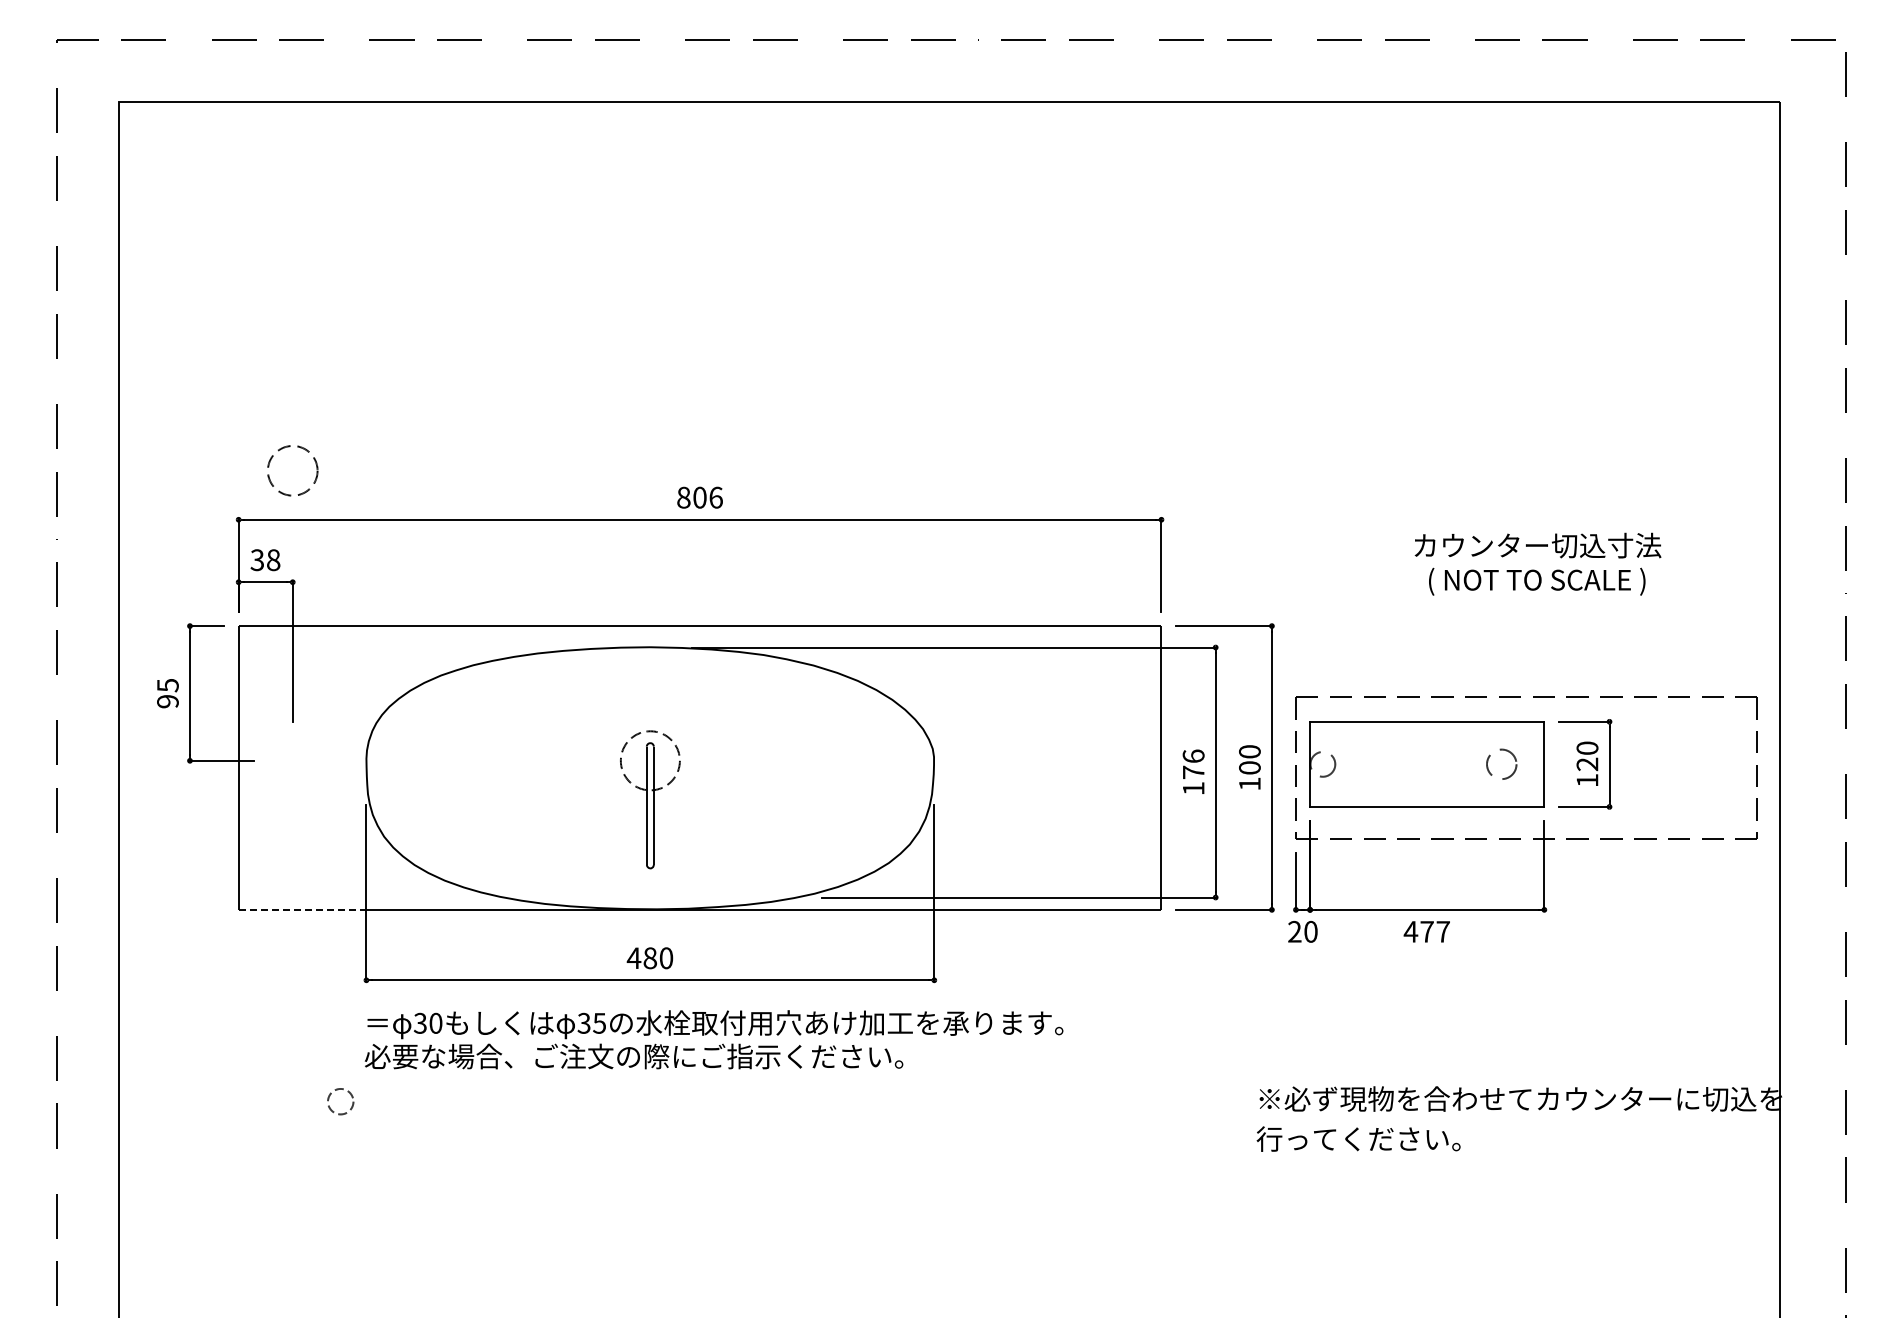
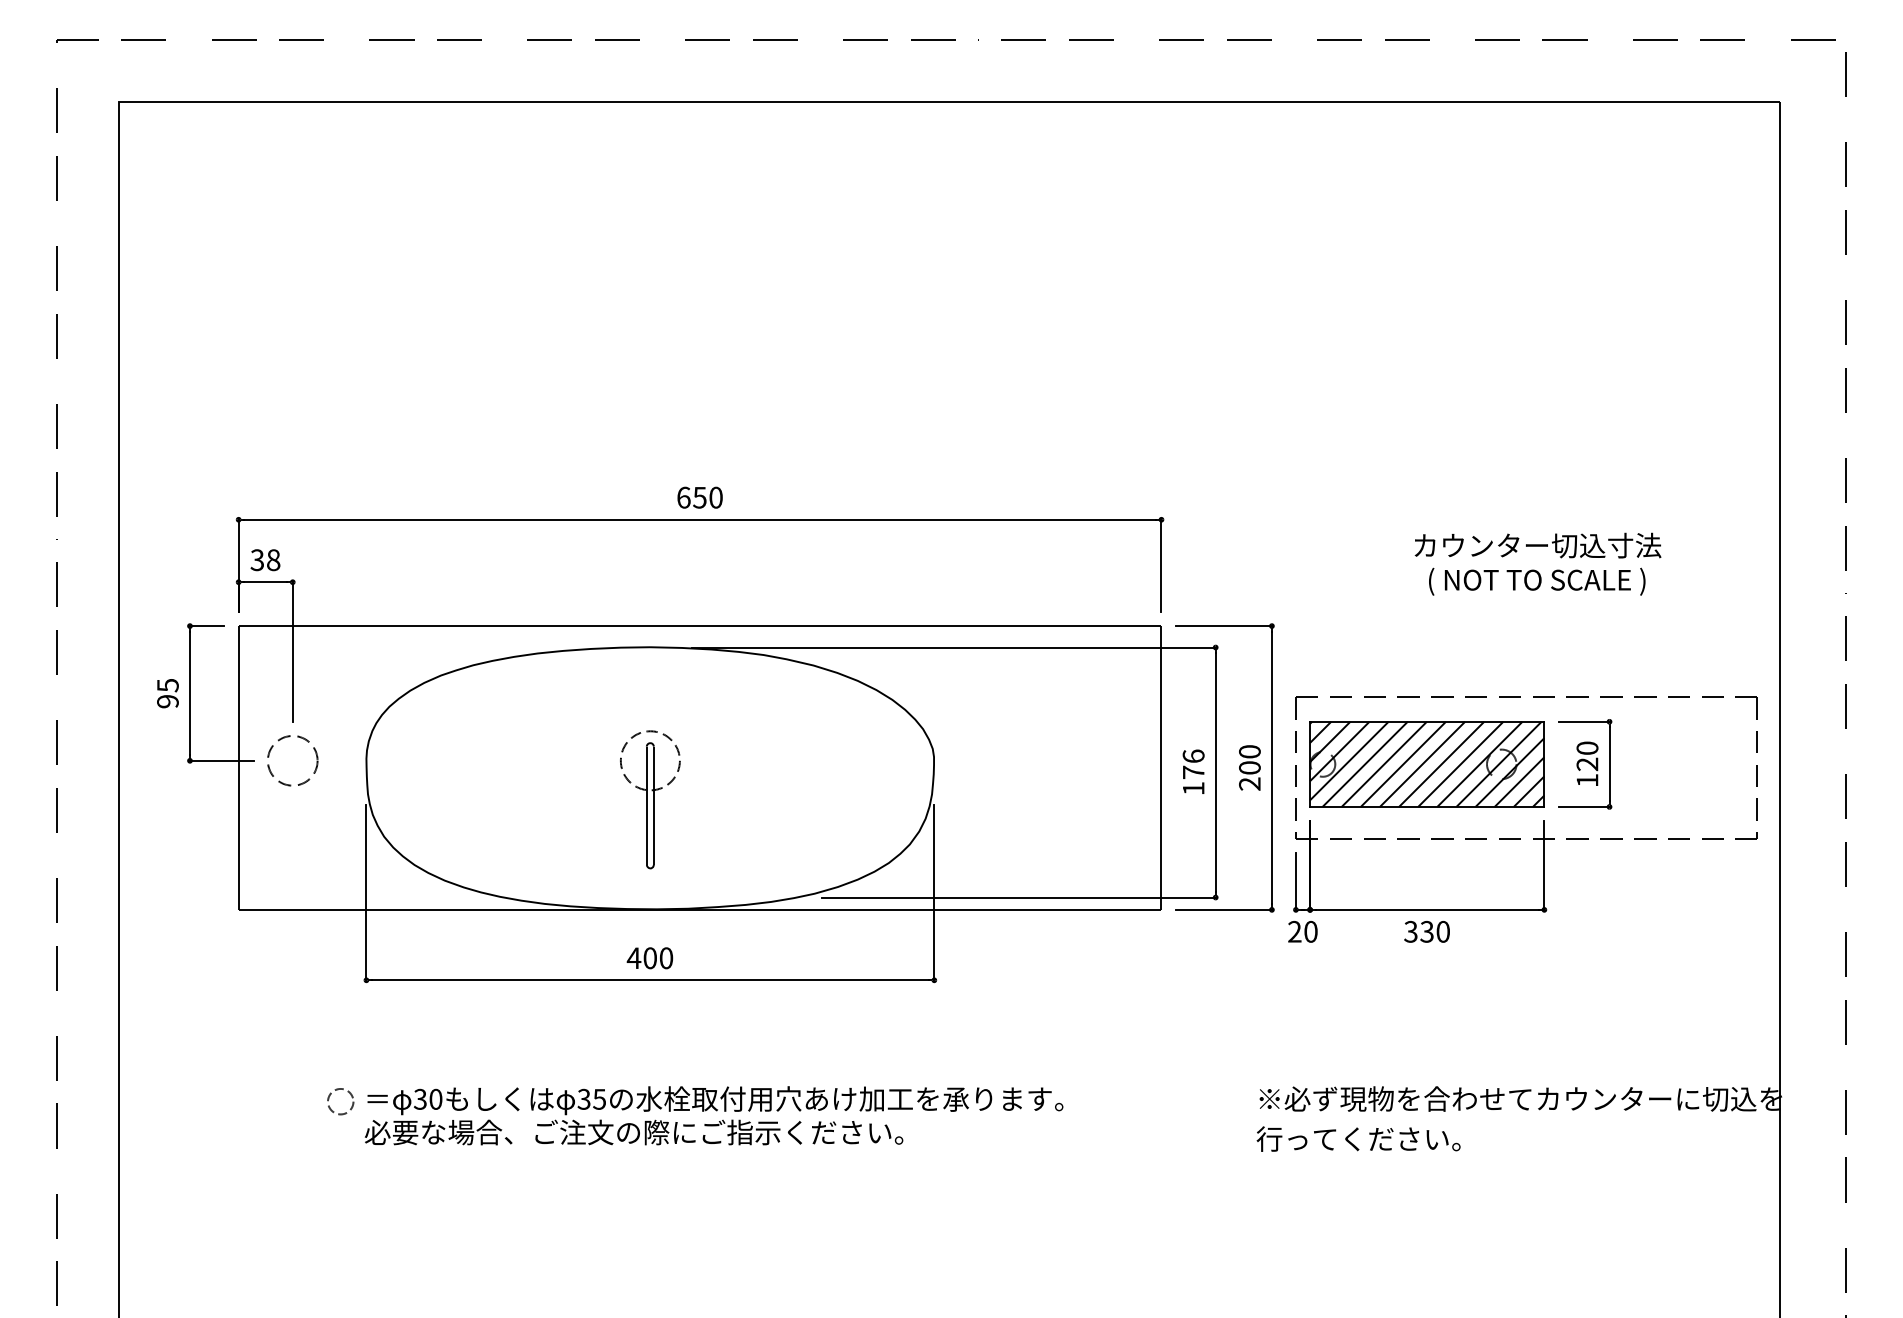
circle position: (292, 470) -> (292, 760) (292, 760)
text: 806 -> 650 (699, 497)
hatch: none -> present (1427, 763)
text: 100 -> 200 (1249, 783)
line: dashed -> solid (302, 909)
text: 477 -> 330 (1426, 931)
text: 480 -> 400 (649, 958)
text position: (713, 1039) -> (713, 1115) (713, 1115)
